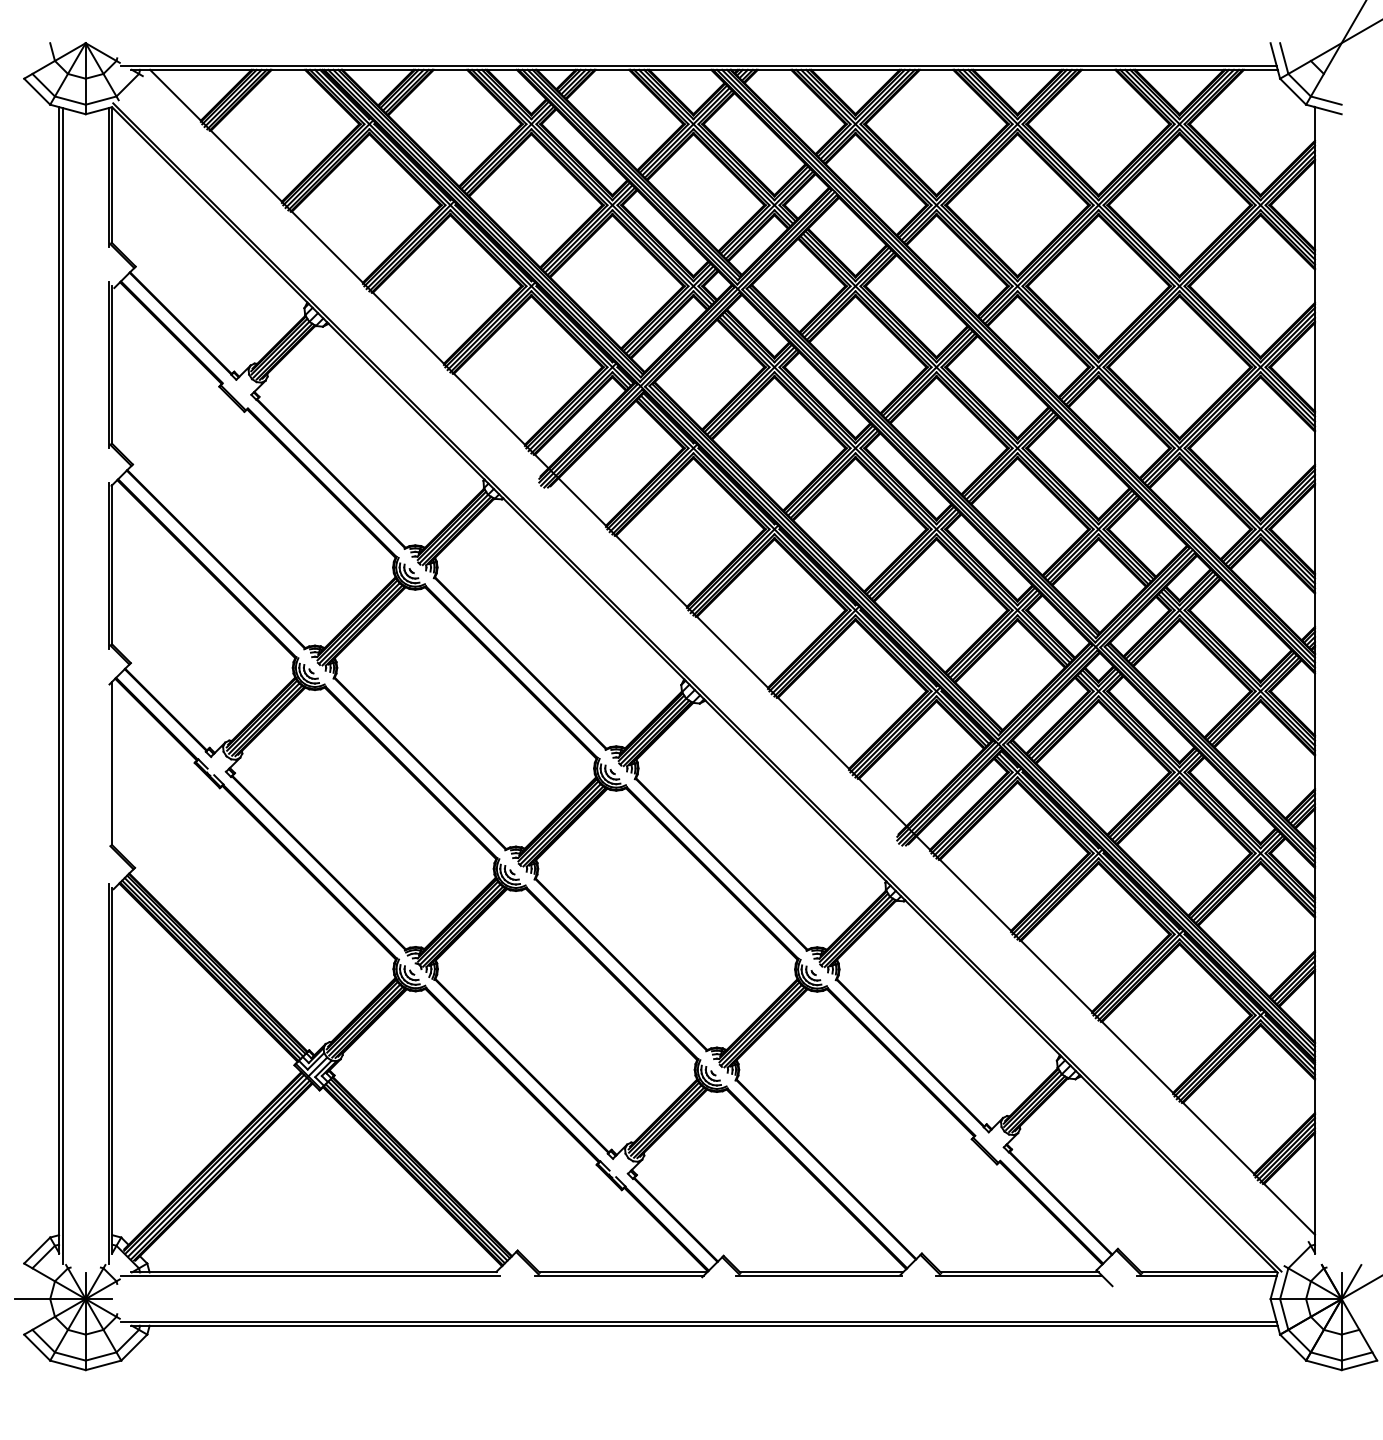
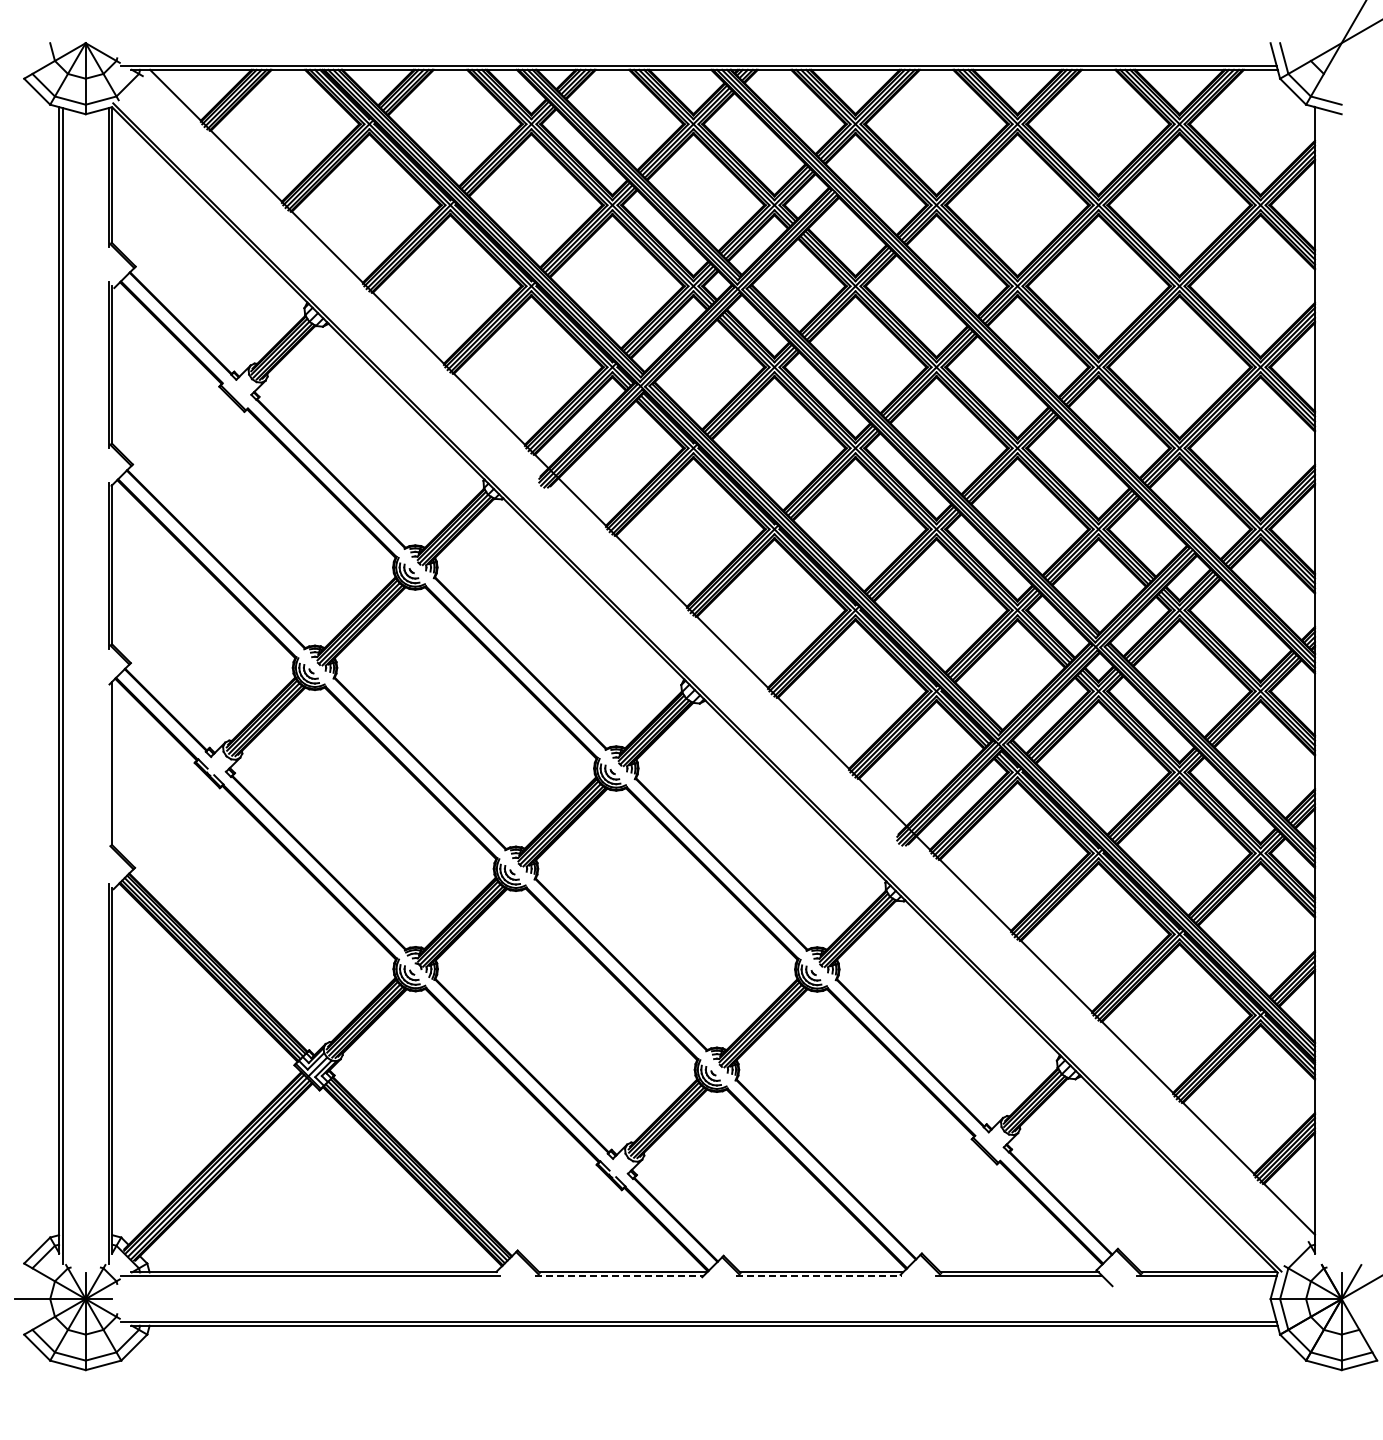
line: solid -> dashed (619, 1276)
line: solid -> dashed (819, 1276)
